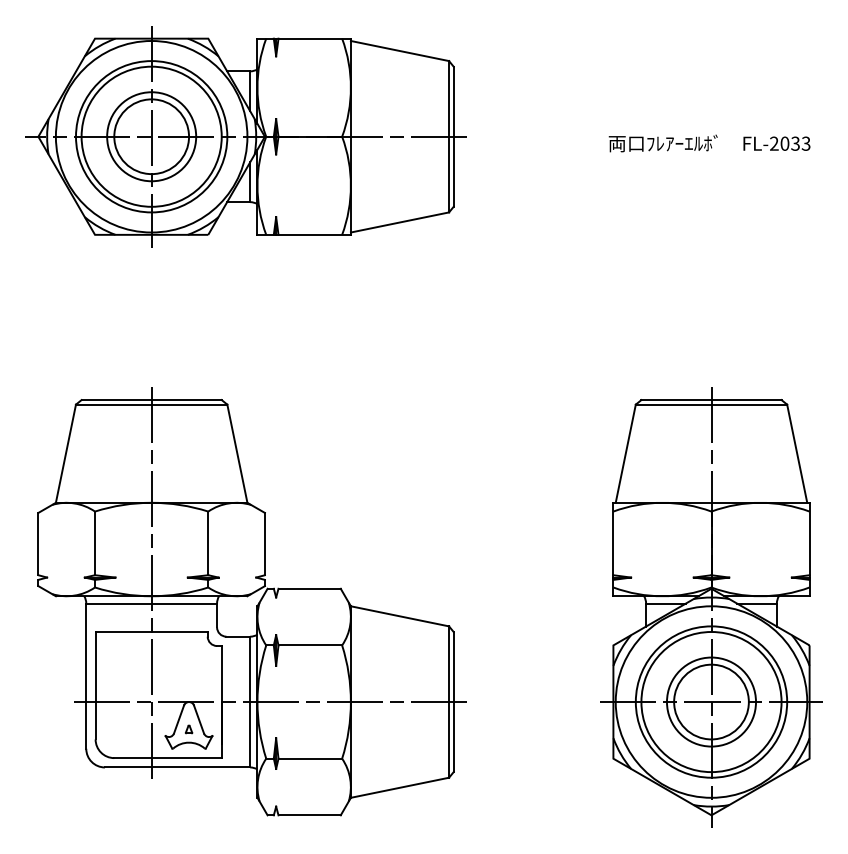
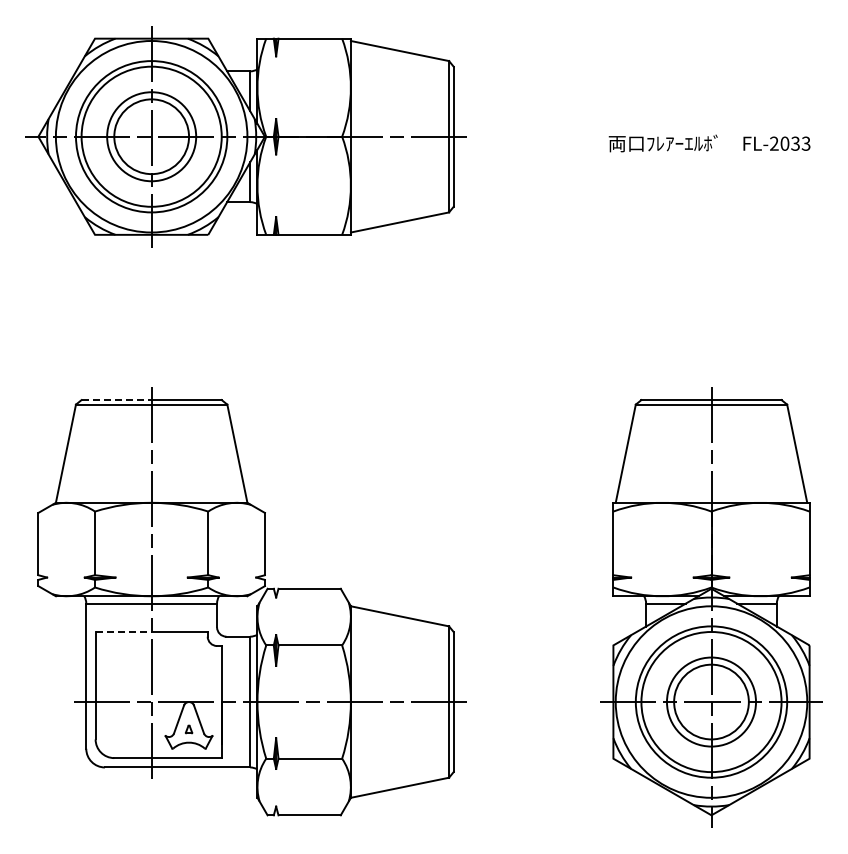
line: solid -> dashed (117, 400)
line: solid -> dashed (124, 631)
